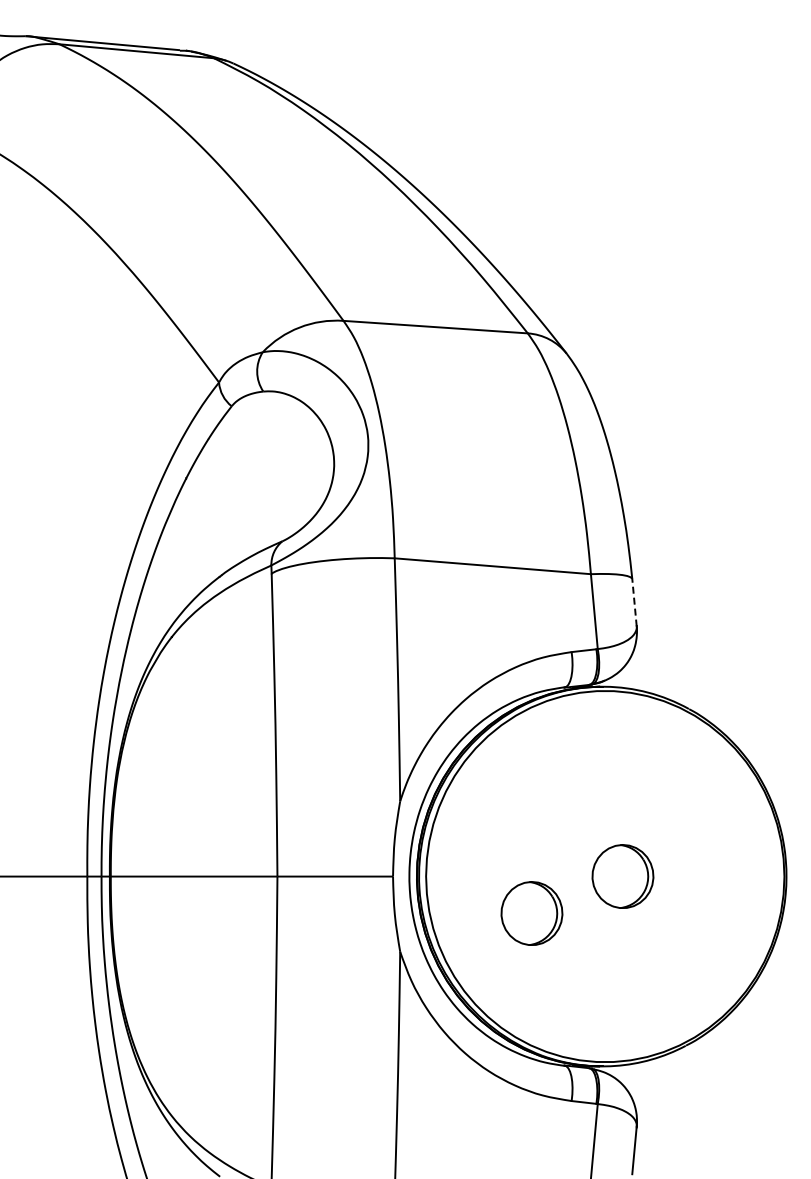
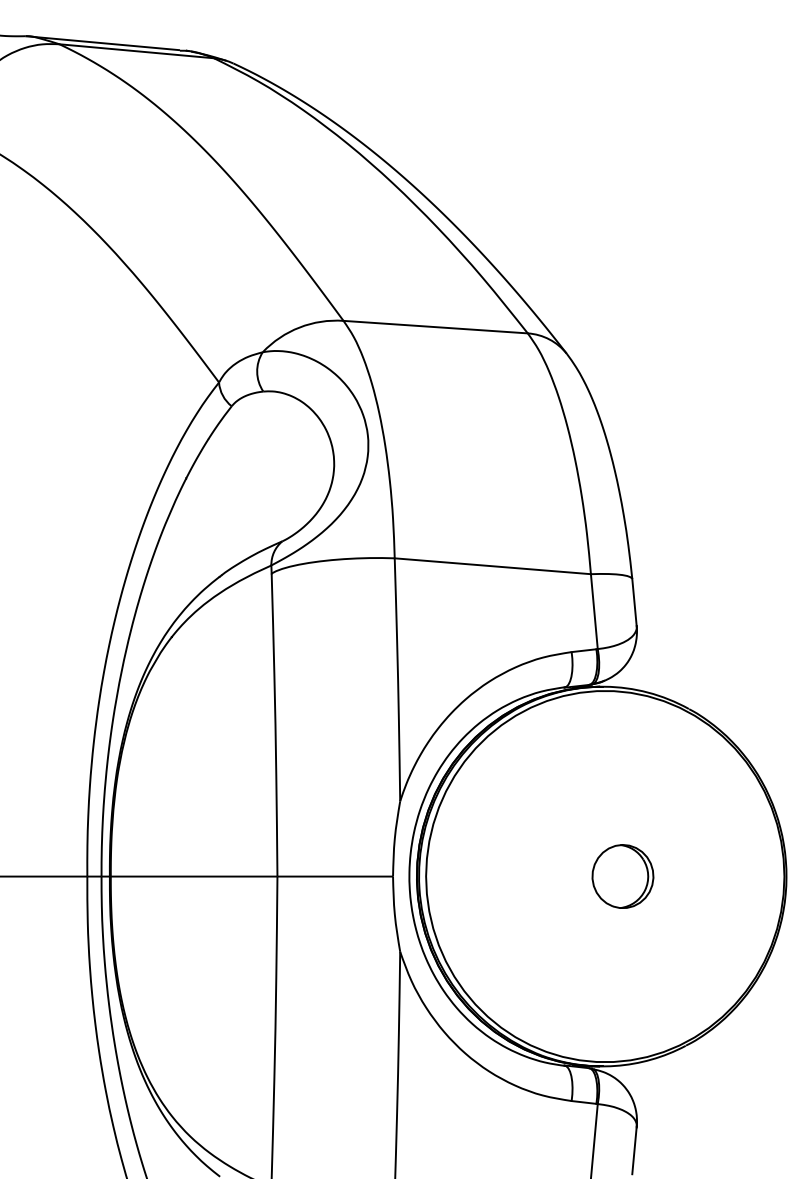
line: dashed -> solid (634, 602)
part: present -> none (531, 913)
